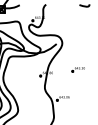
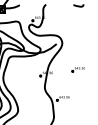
curve position: (84, 5) -> (78, 5) (78, 5)
